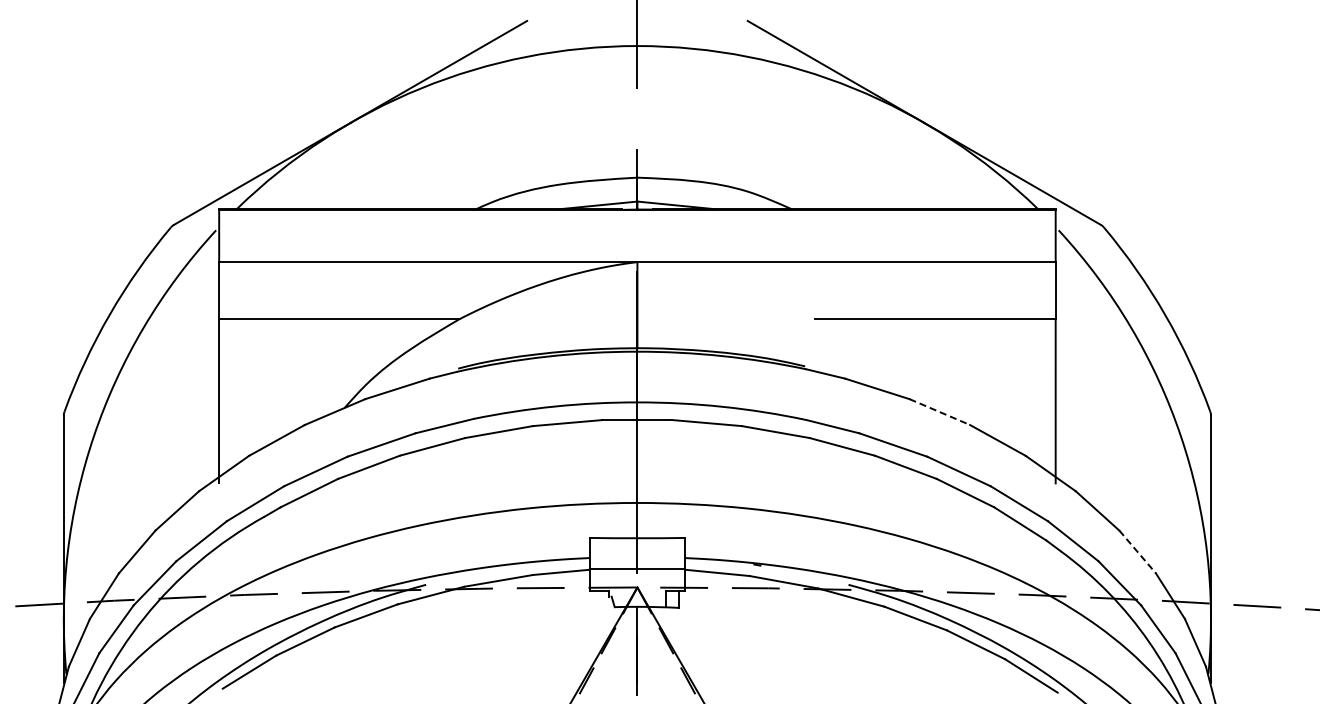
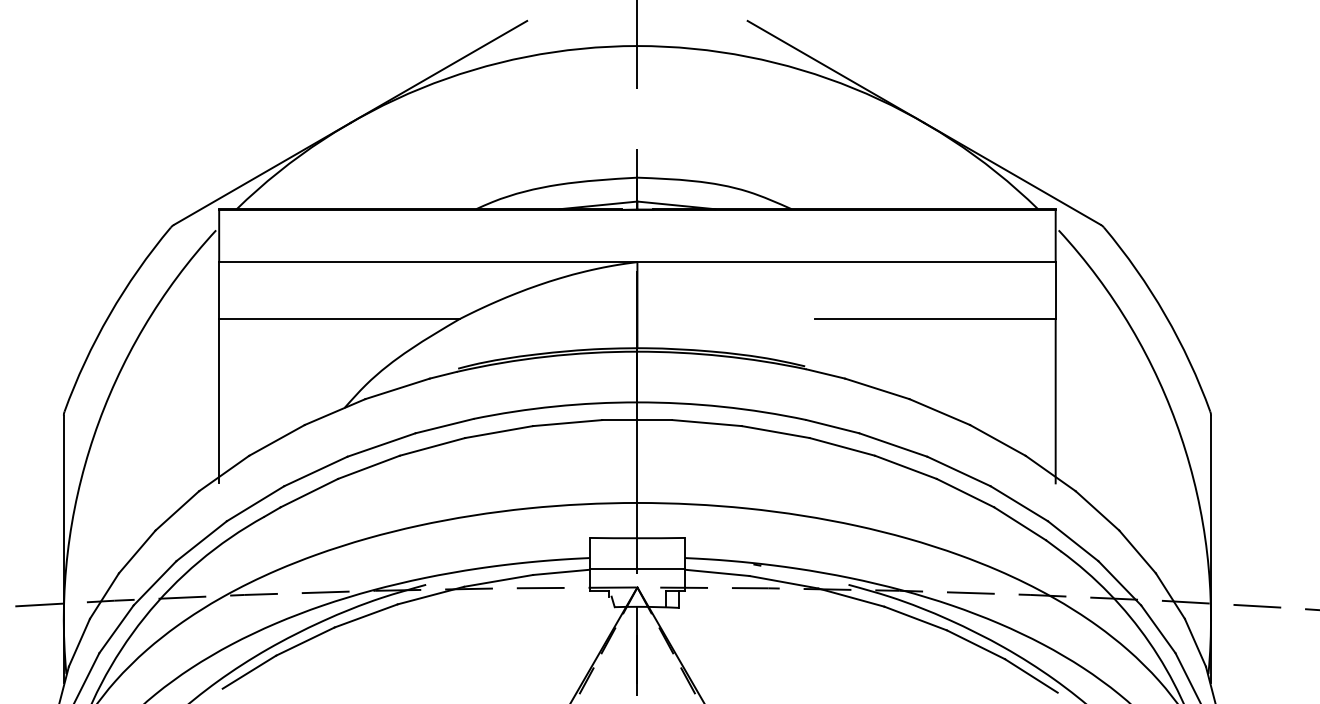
line: dashed -> solid (939, 412)
line: dashed -> solid (1137, 552)
